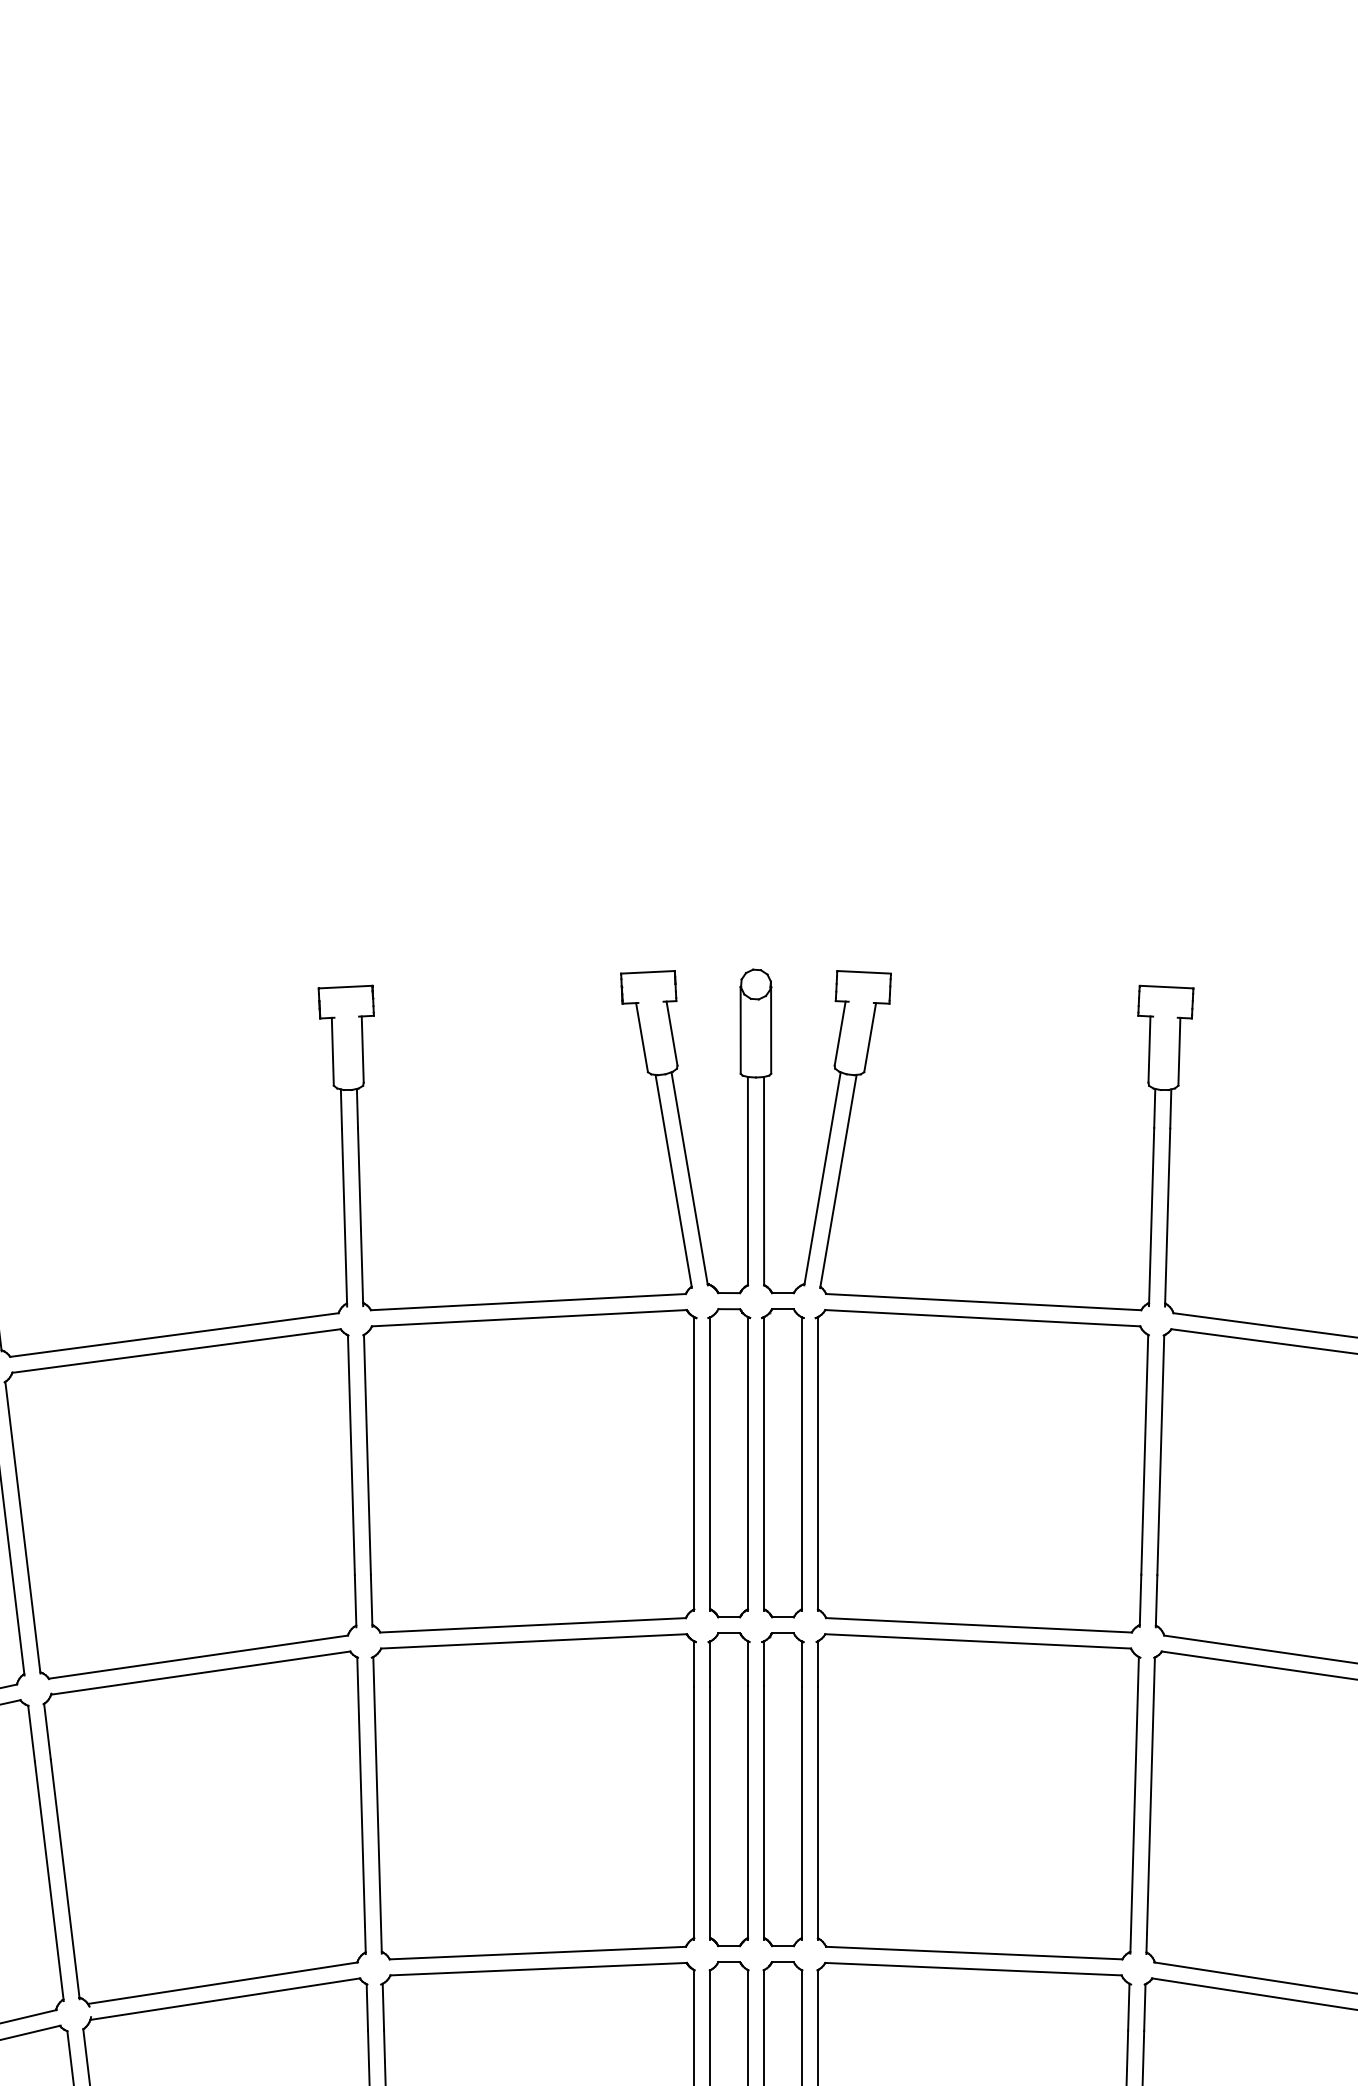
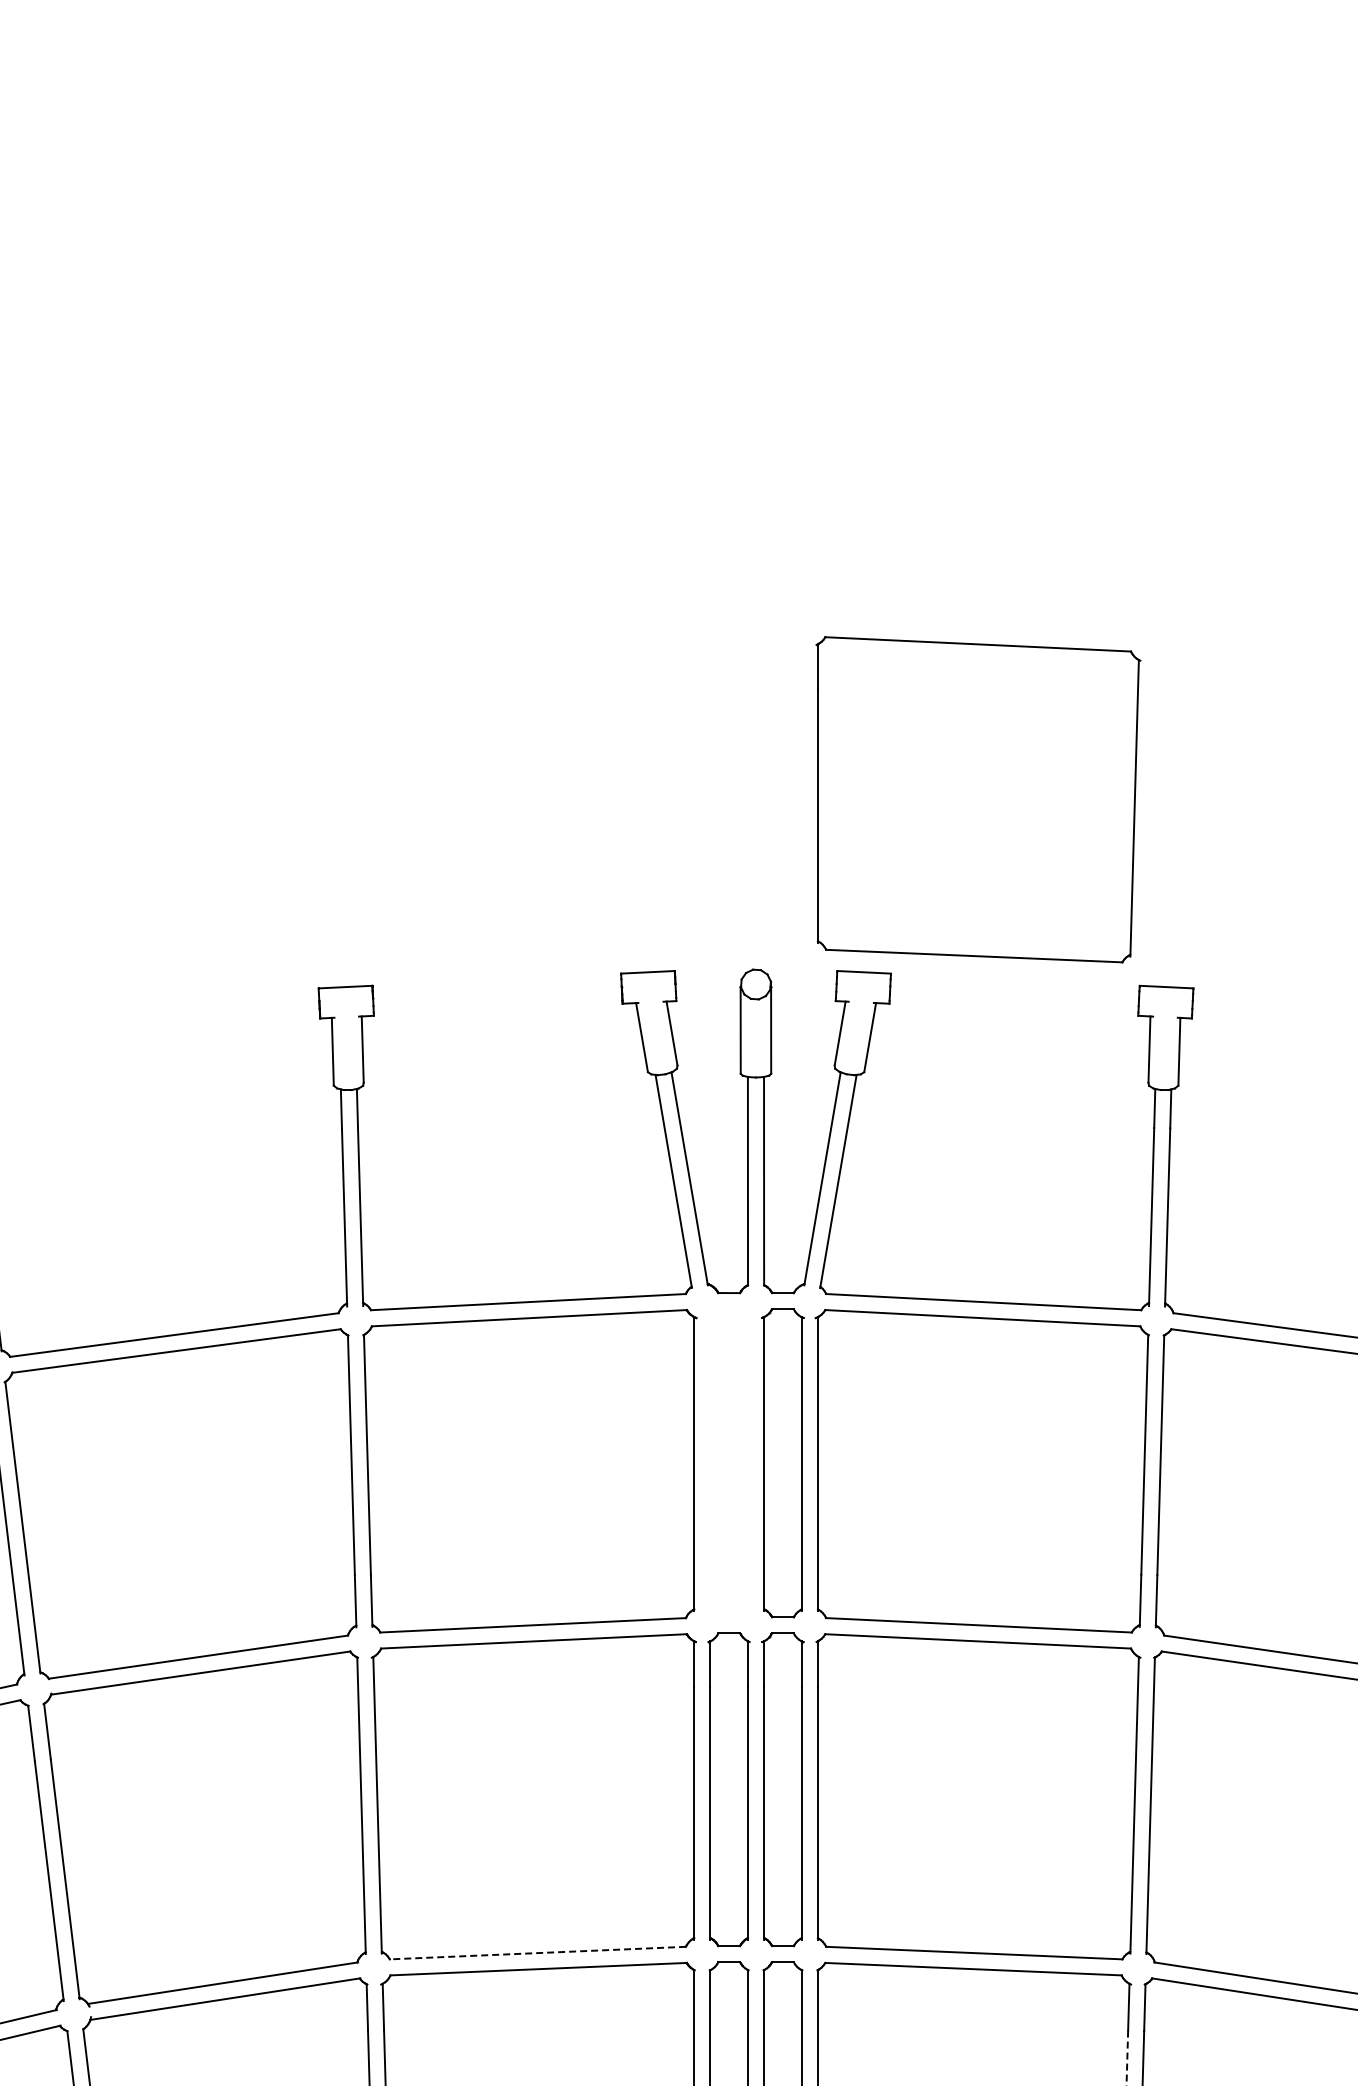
part: none -> present (978, 799)
part: present -> none (729, 1463)
line: solid -> dashed (537, 1953)
line: solid -> dashed (1127, 2058)
